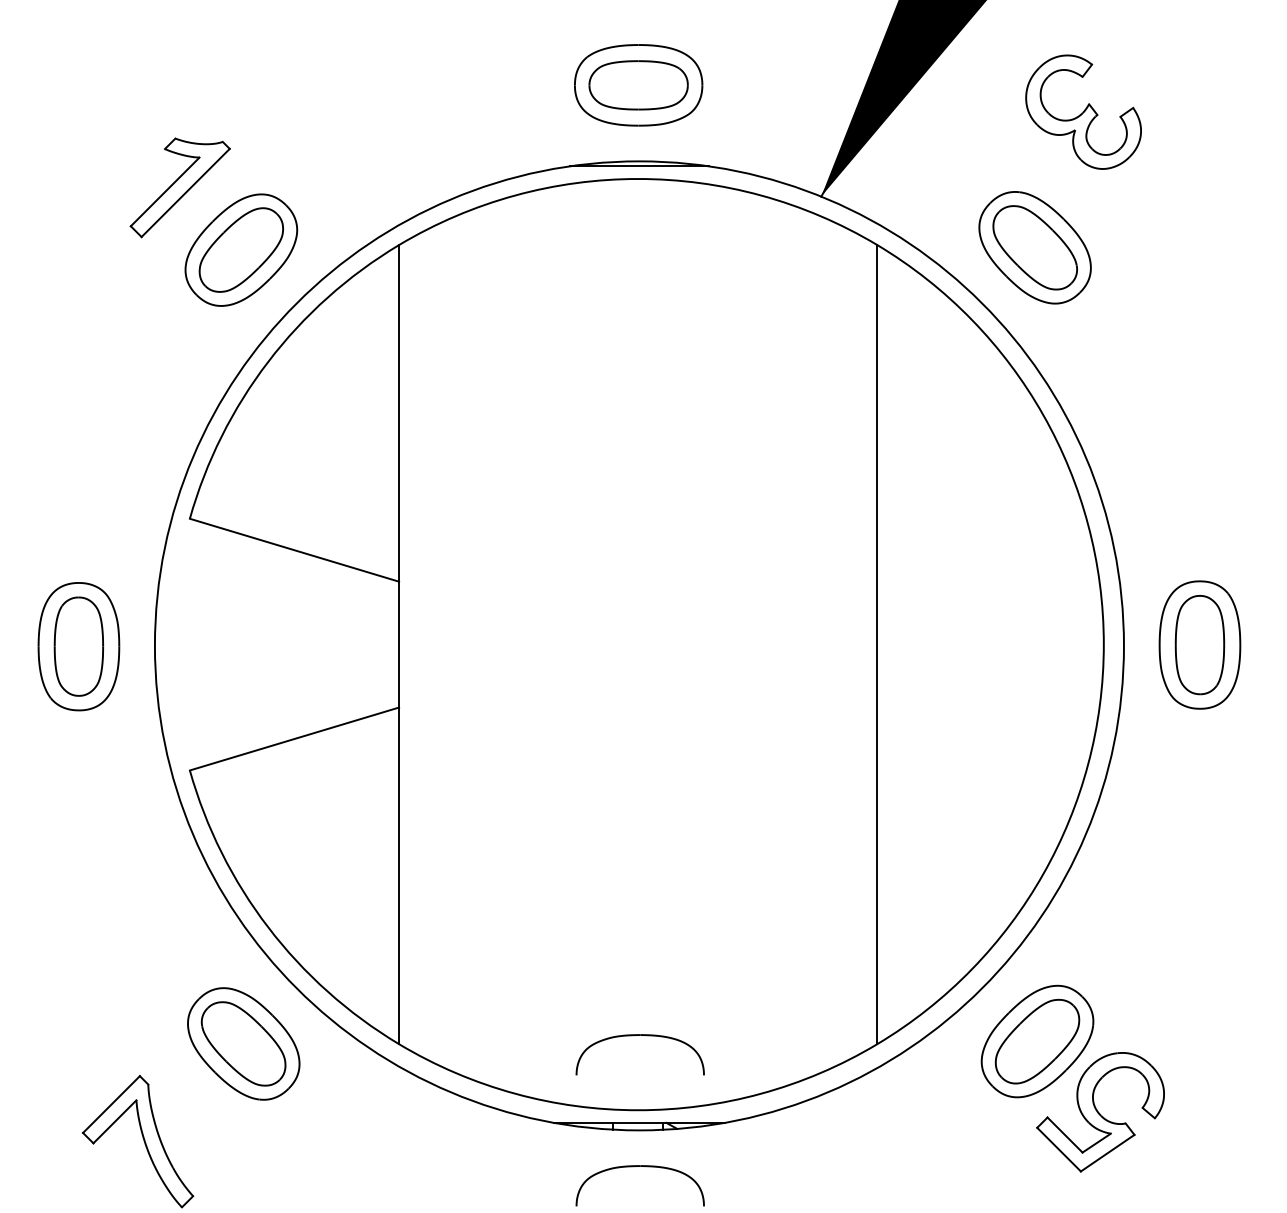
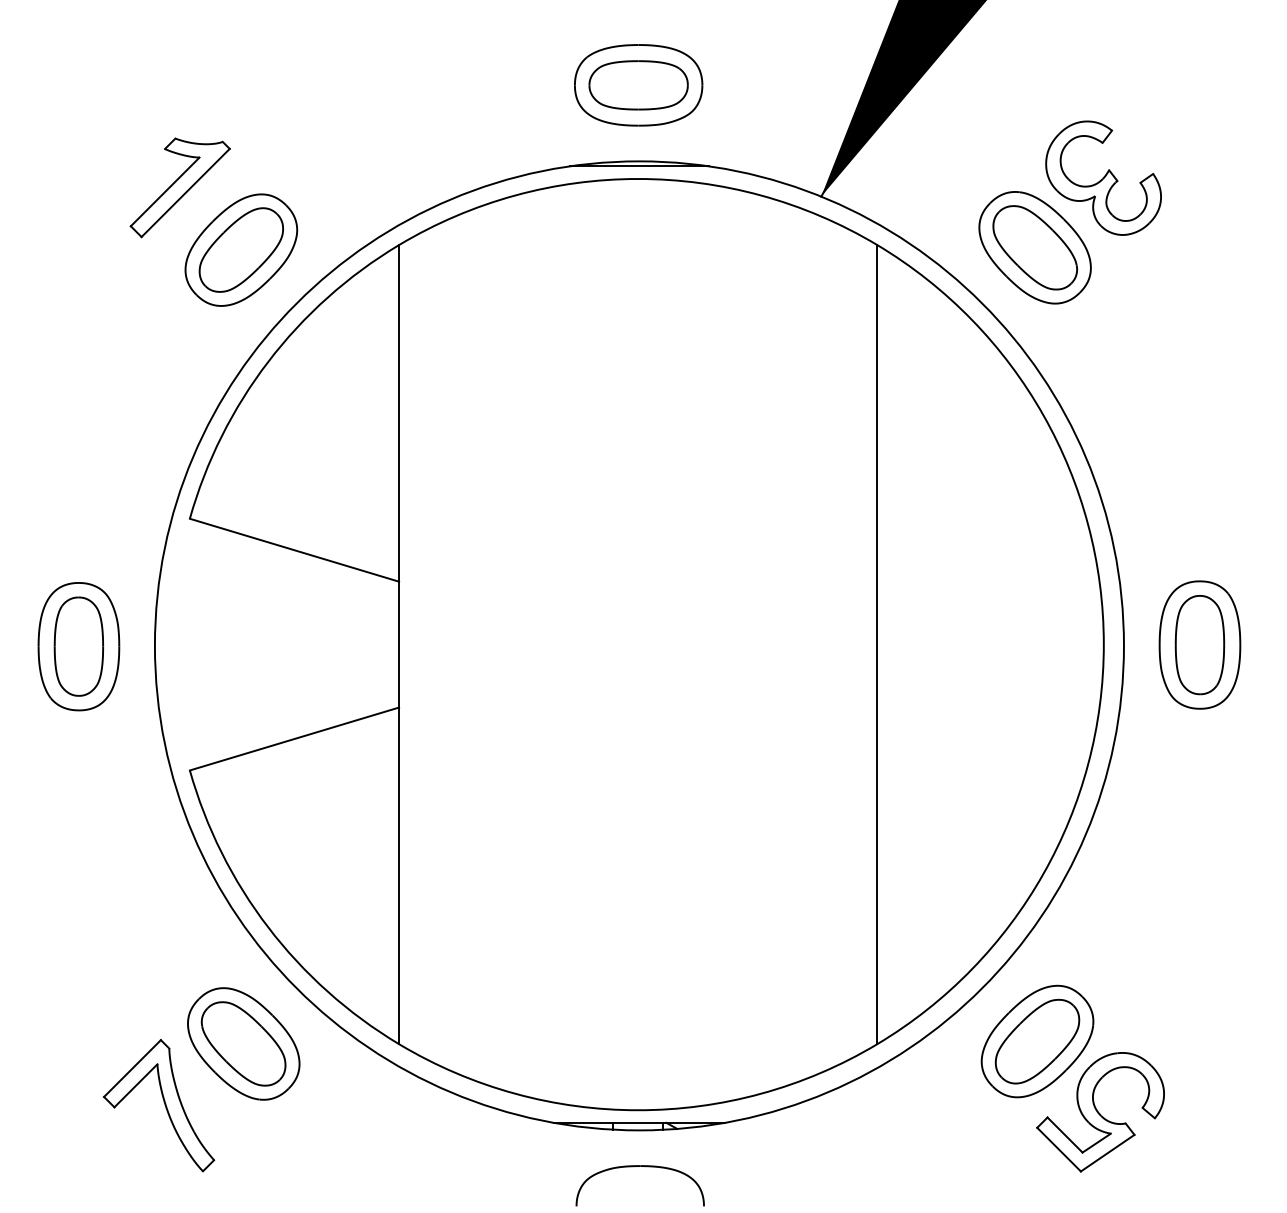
part position: (1083, 111) -> (1103, 177) (1103, 177)
part: present -> none (633, 1036)
part position: (138, 1141) -> (159, 1105) (159, 1105)
